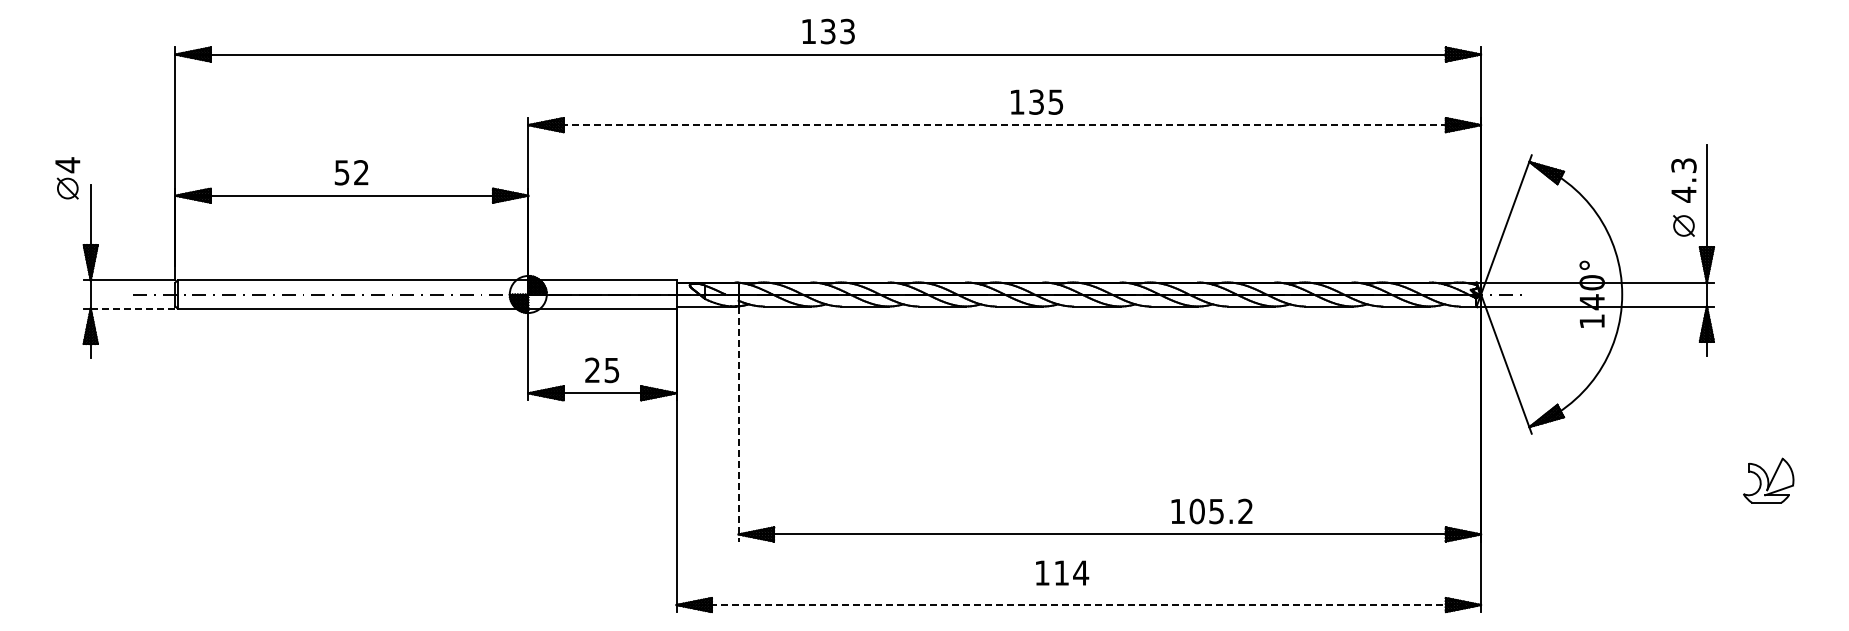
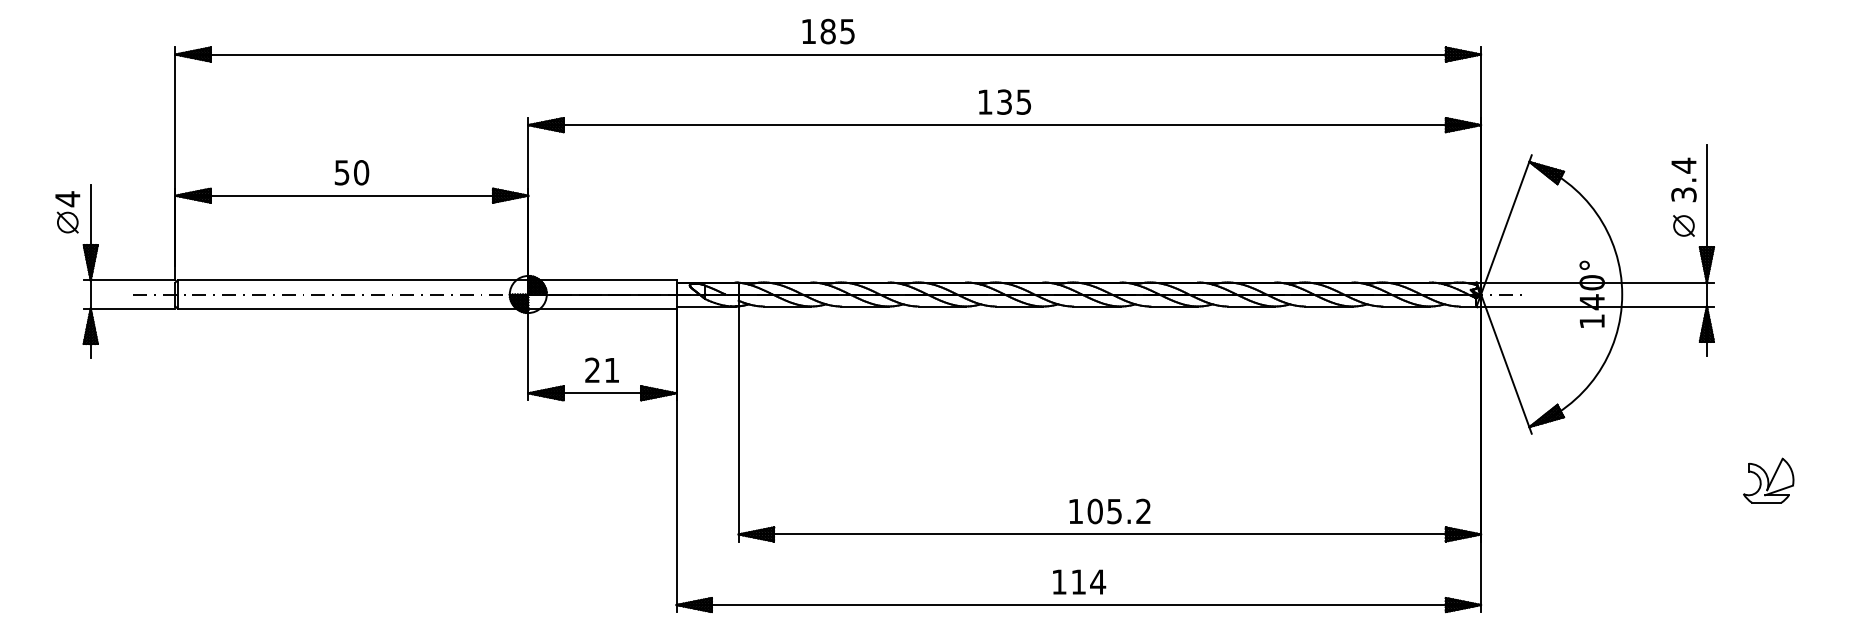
text: 133 -> 185 (837, 31)
text position: (1036, 101) -> (1004, 101) (1004, 101)
line: dashed -> solid (1005, 125)
text: 52 -> 50 (361, 172)
part position: (67, 178) -> (67, 212) (67, 212)
text: 4.3 -> 3.4 (1683, 179)
line: dashed -> solid (132, 308)
text: 25 -> 21 (611, 370)
line: dashed -> solid (738, 424)
text position: (1211, 511) -> (1109, 511) (1109, 511)
text position: (1062, 572) -> (1079, 581) (1079, 581)
line: dashed -> solid (1079, 605)
